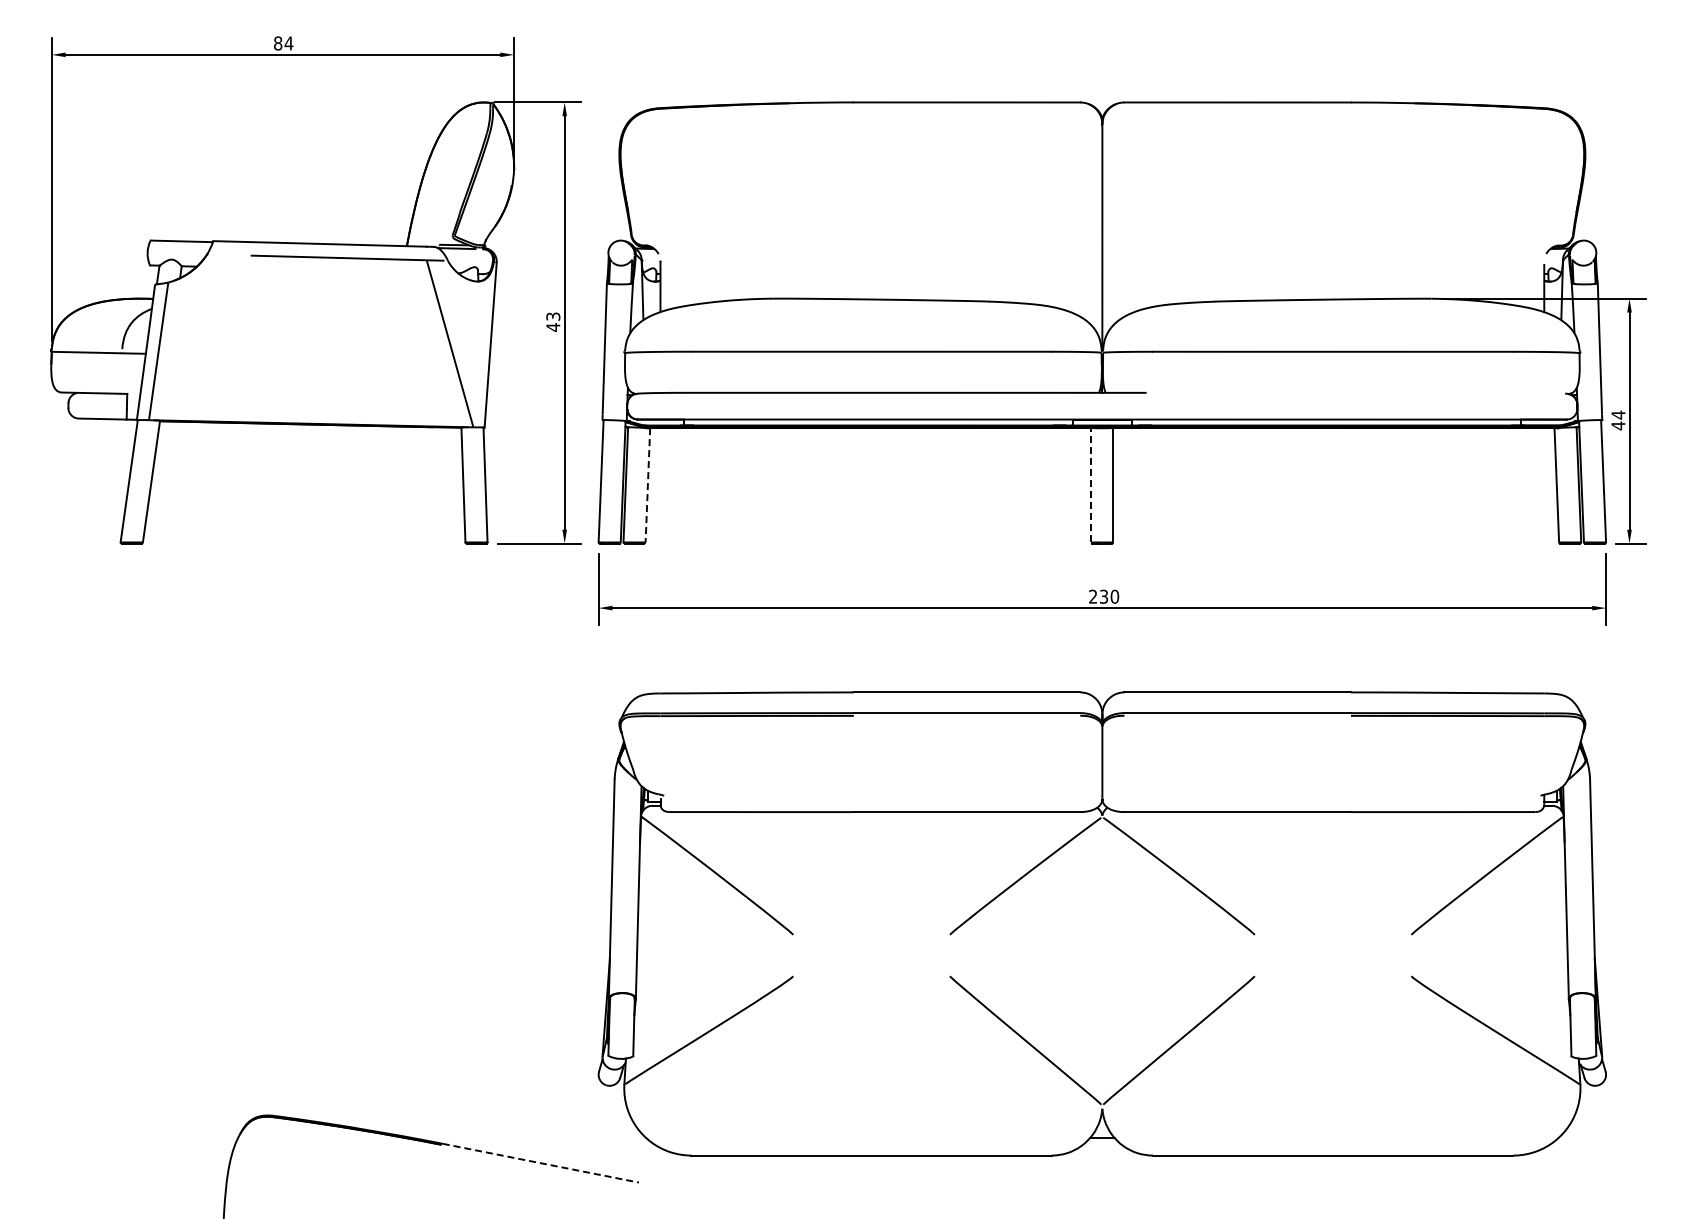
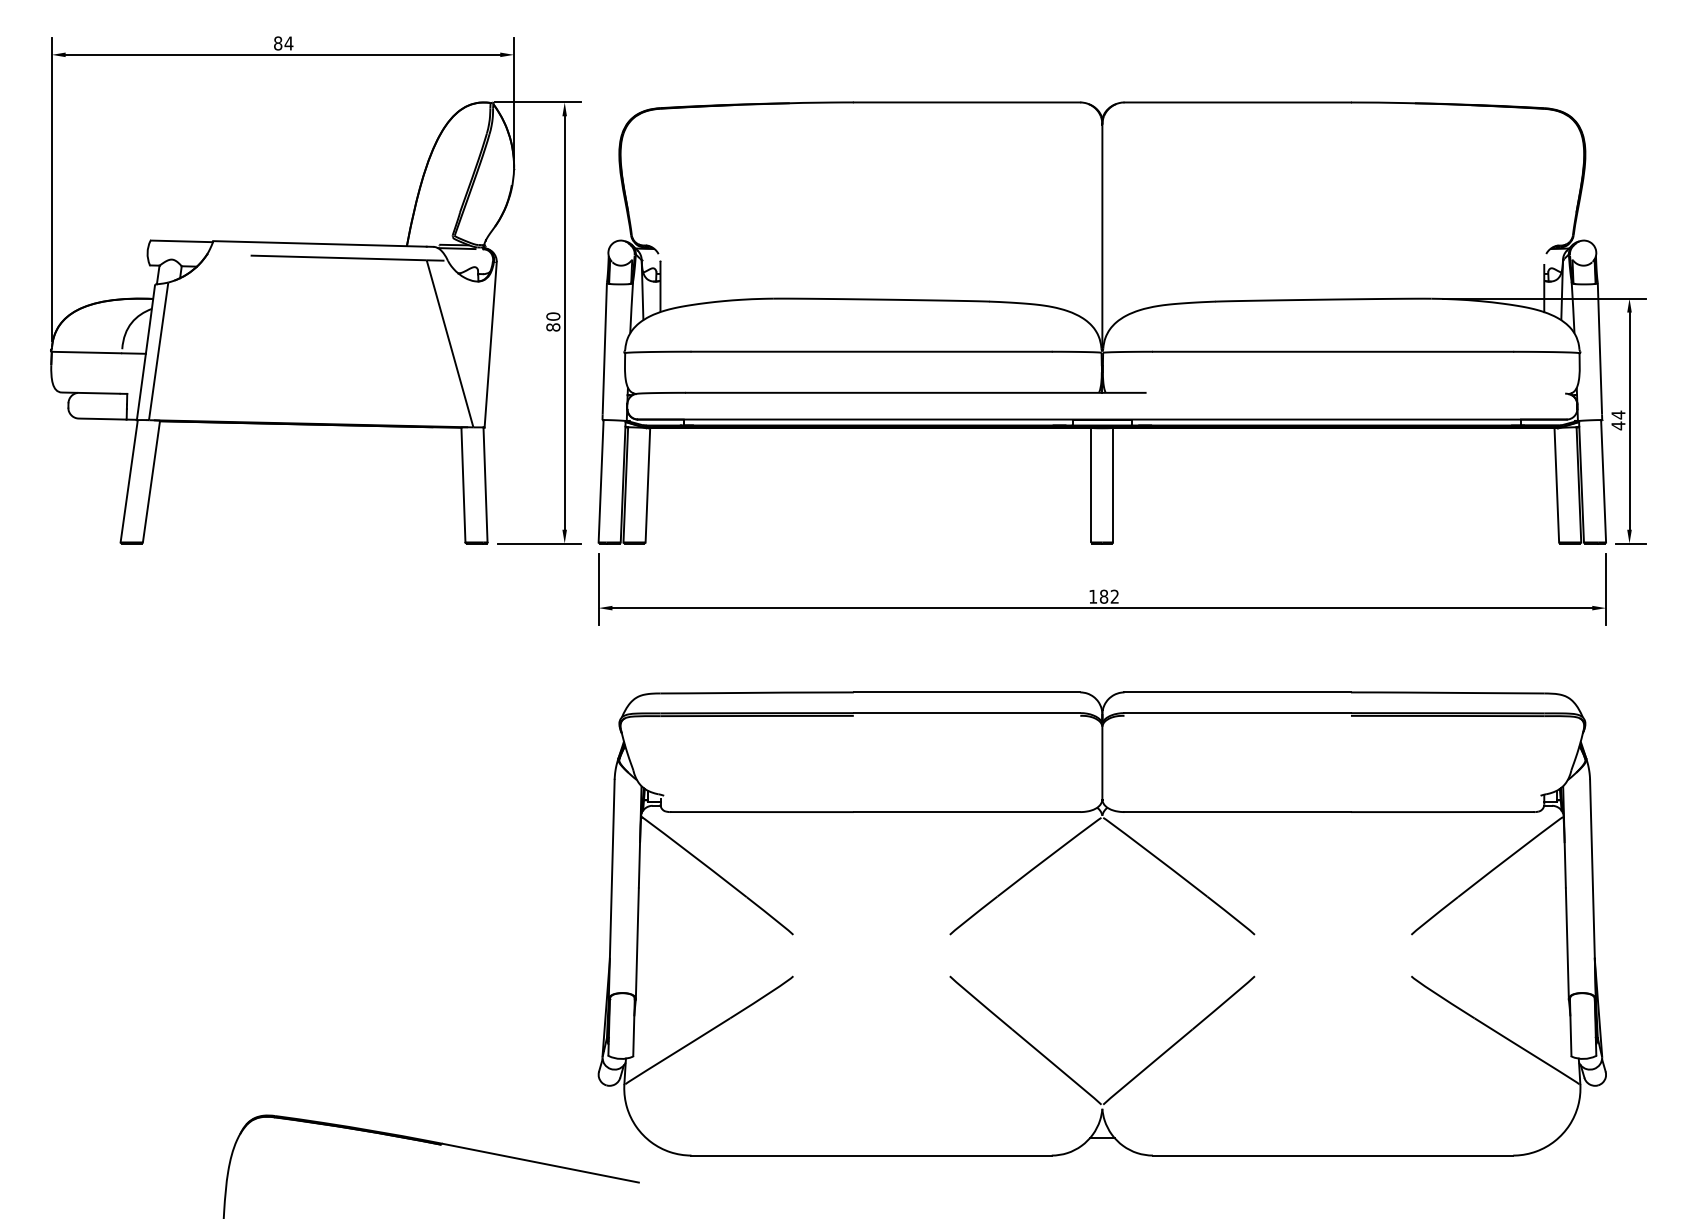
text: 43 -> 80 (553, 321)
line: dashed -> solid (1091, 484)
line: dashed -> solid (647, 485)
text: 230 -> 182 (1104, 596)
line: dashed -> solid (540, 1163)
